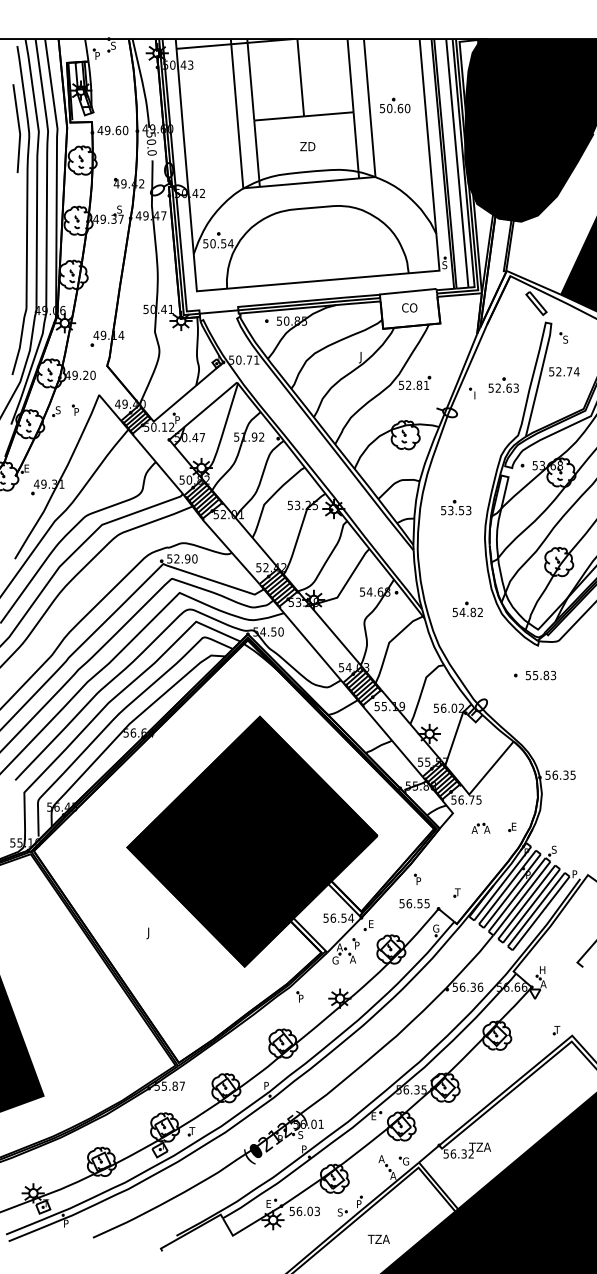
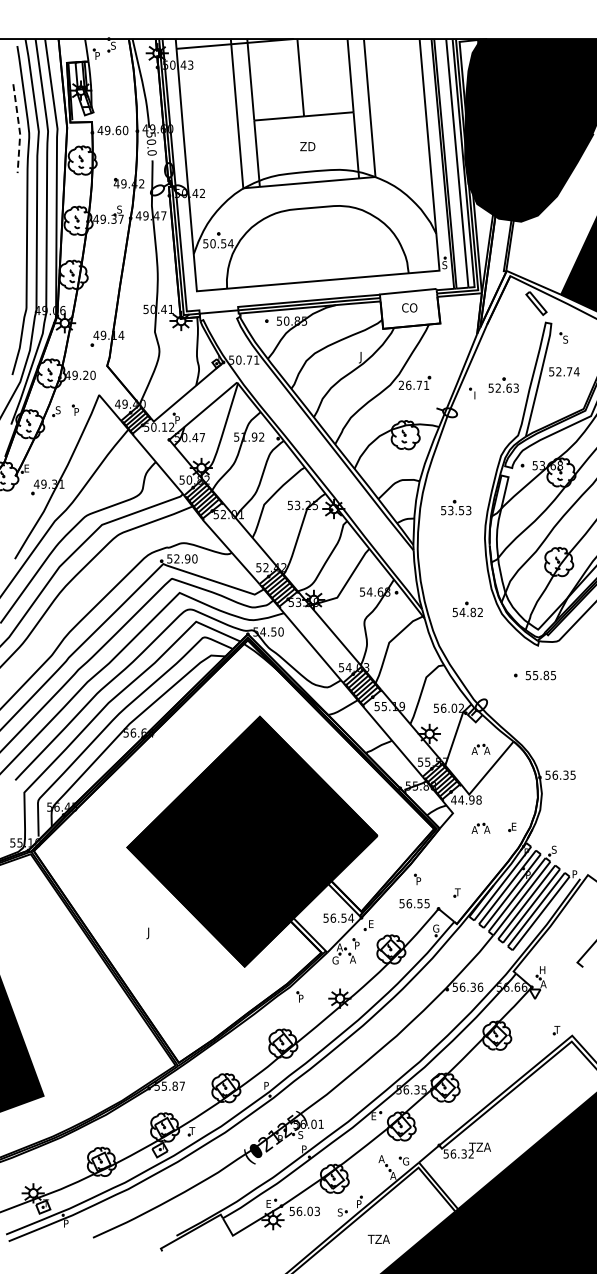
part: present -> none (395, 105)
line: solid -> dashed (19, 129)
text: 52.81 -> 26.71 (410, 384)
text: 55.83 -> 55.85 (553, 674)
part: none -> present (480, 748)
text: 56.75 -> 44.98 (466, 799)
